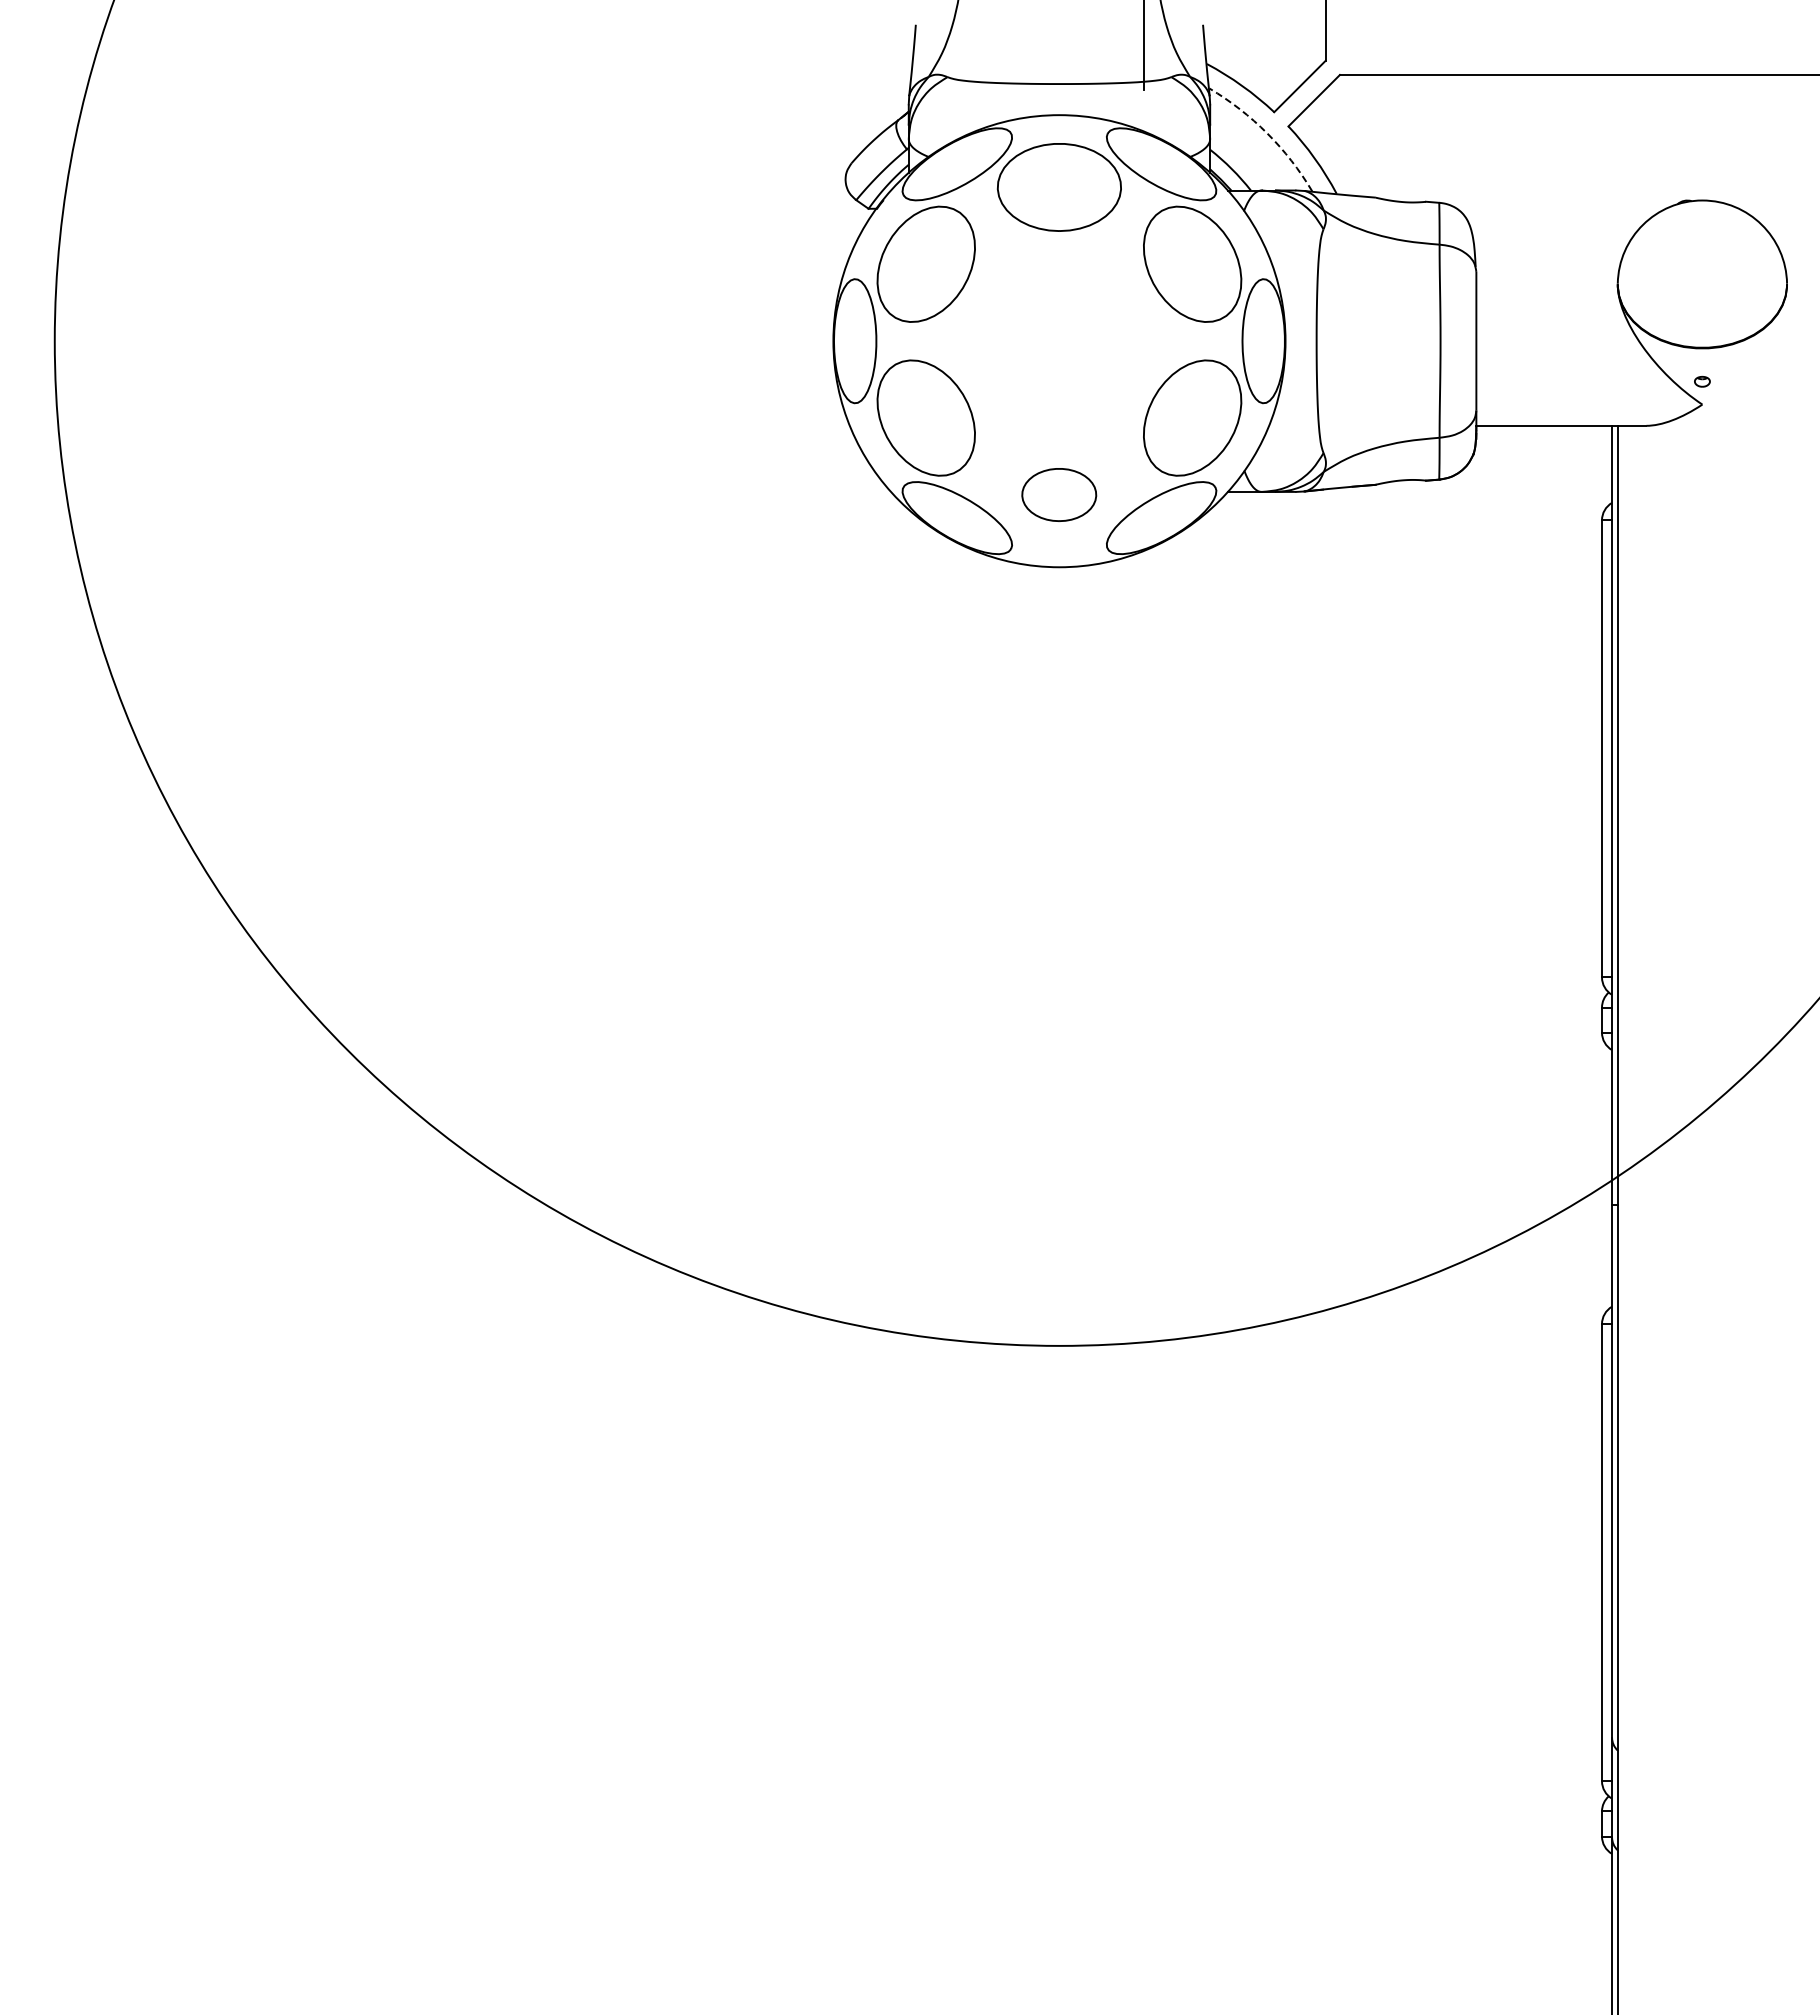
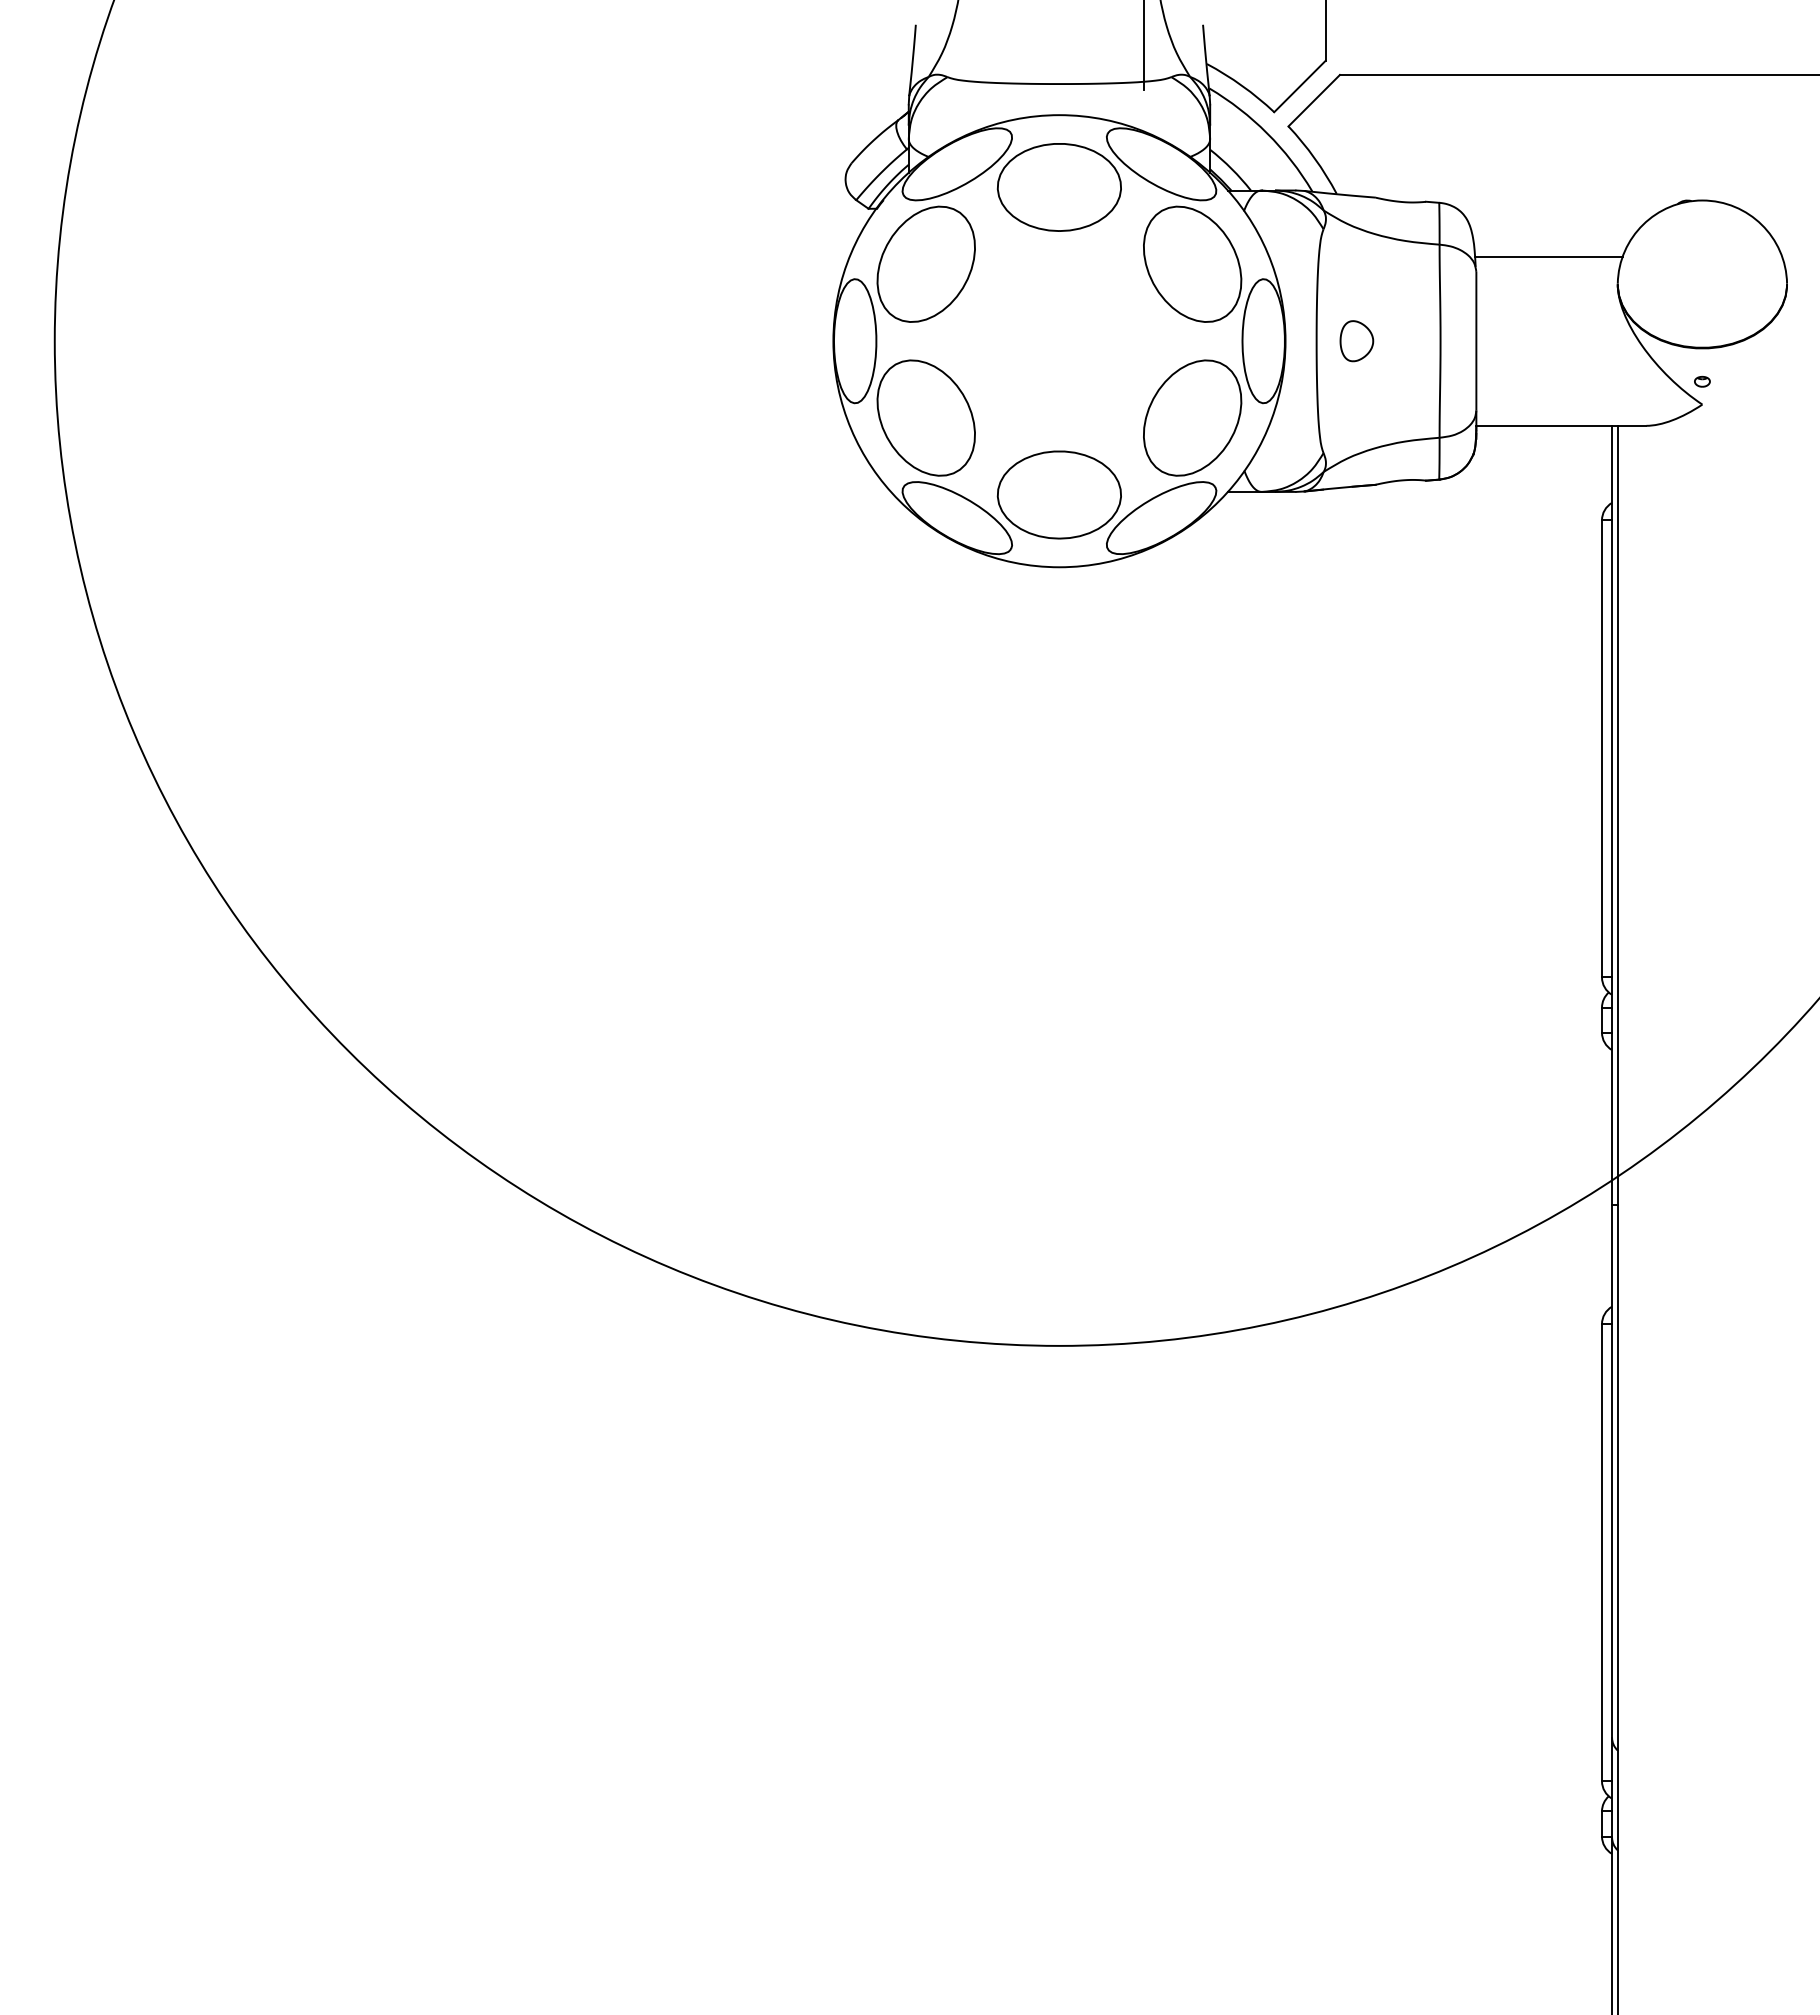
arc: dashed -> solid (1267, 133)
line: none -> present (1548, 256)
part: none -> present (1356, 341)
part size: 77x54 px -> 126x90 px (1058, 494)
